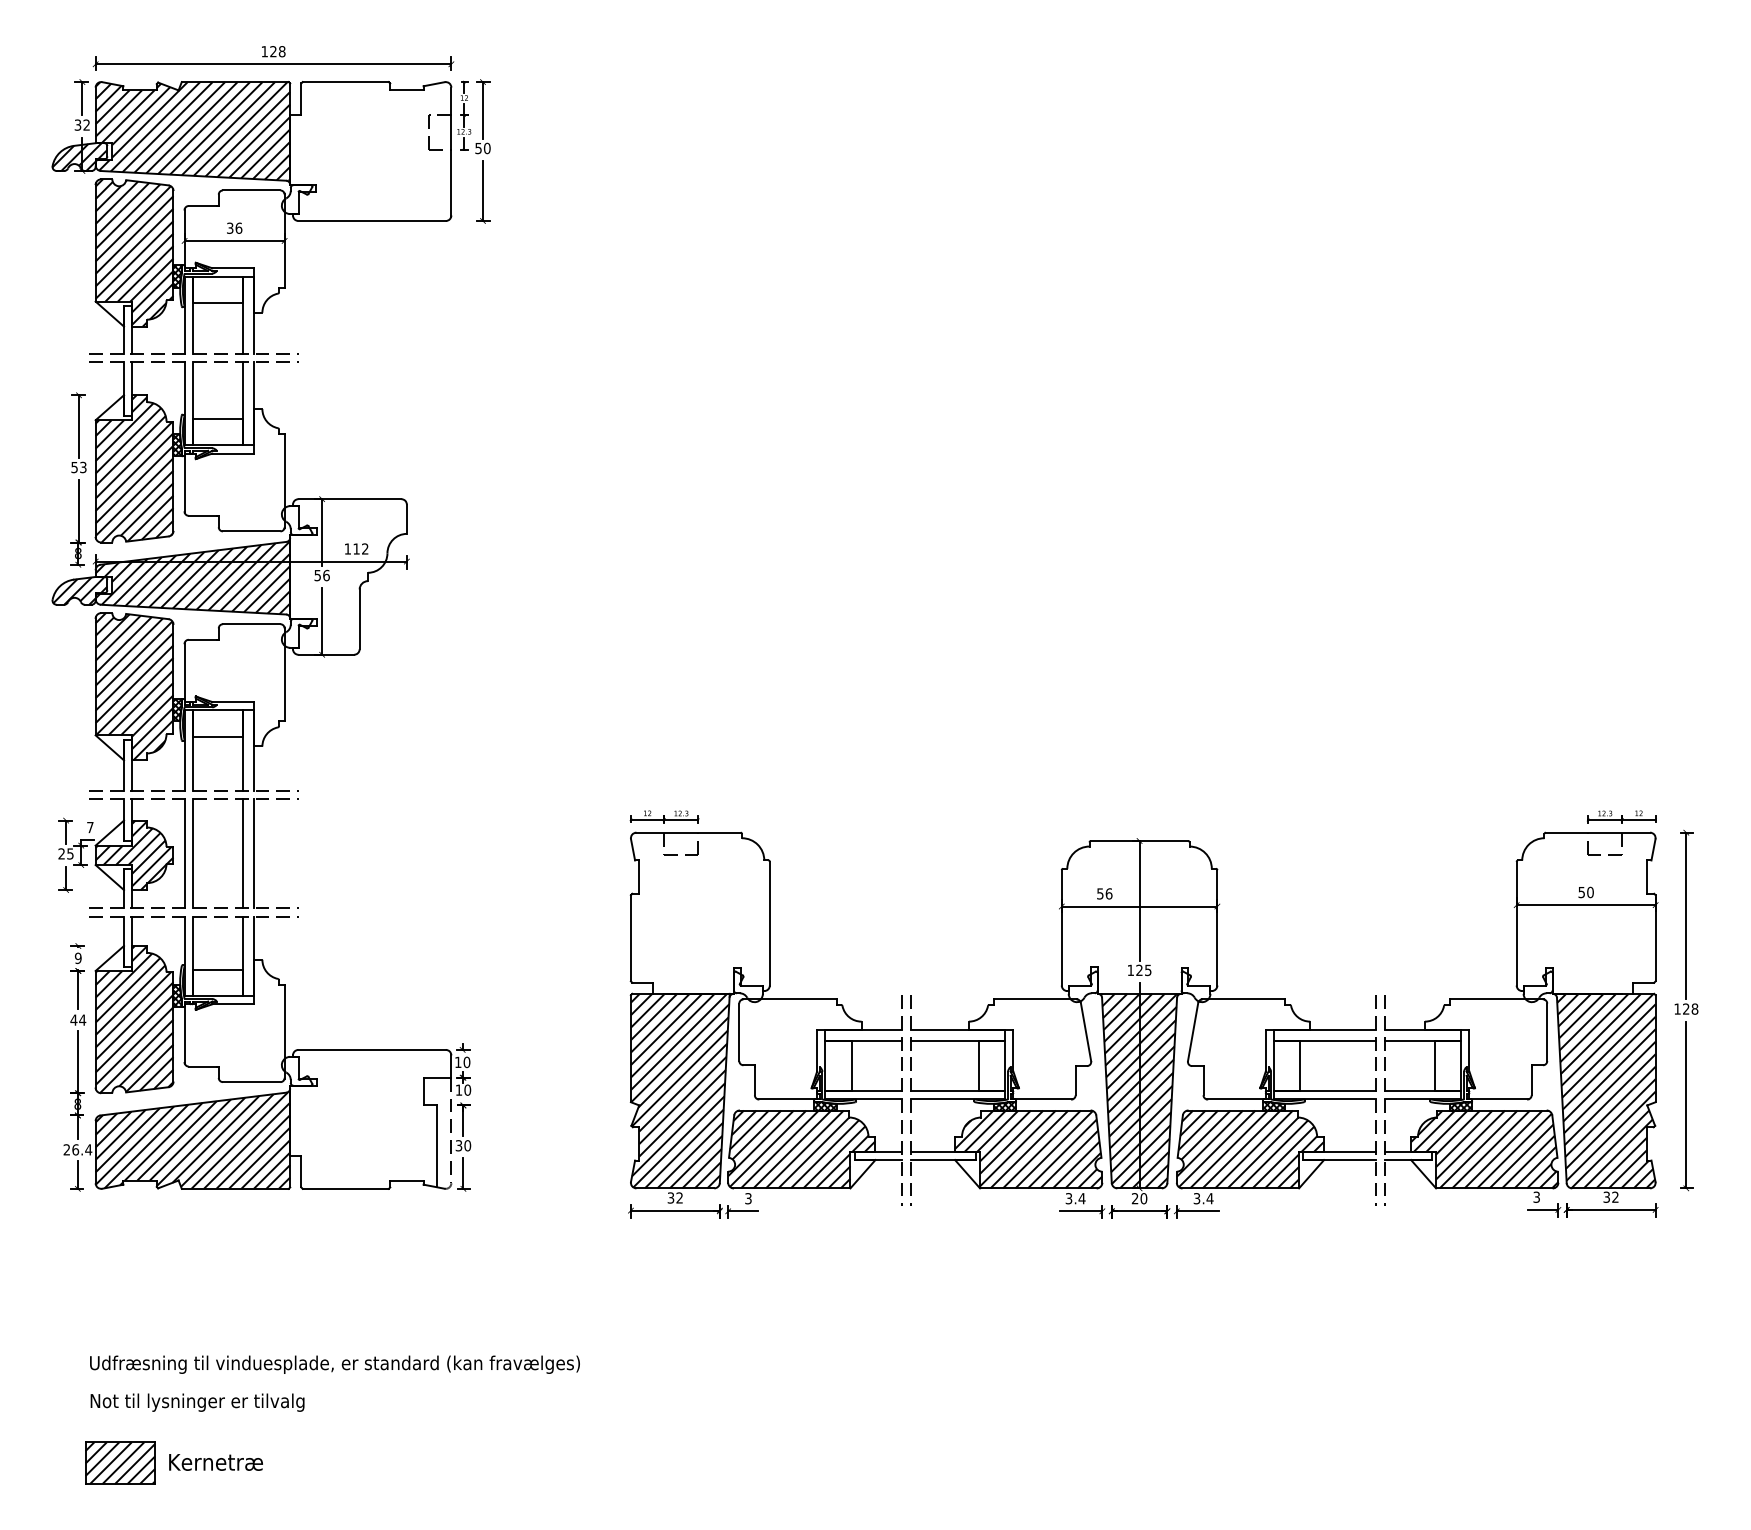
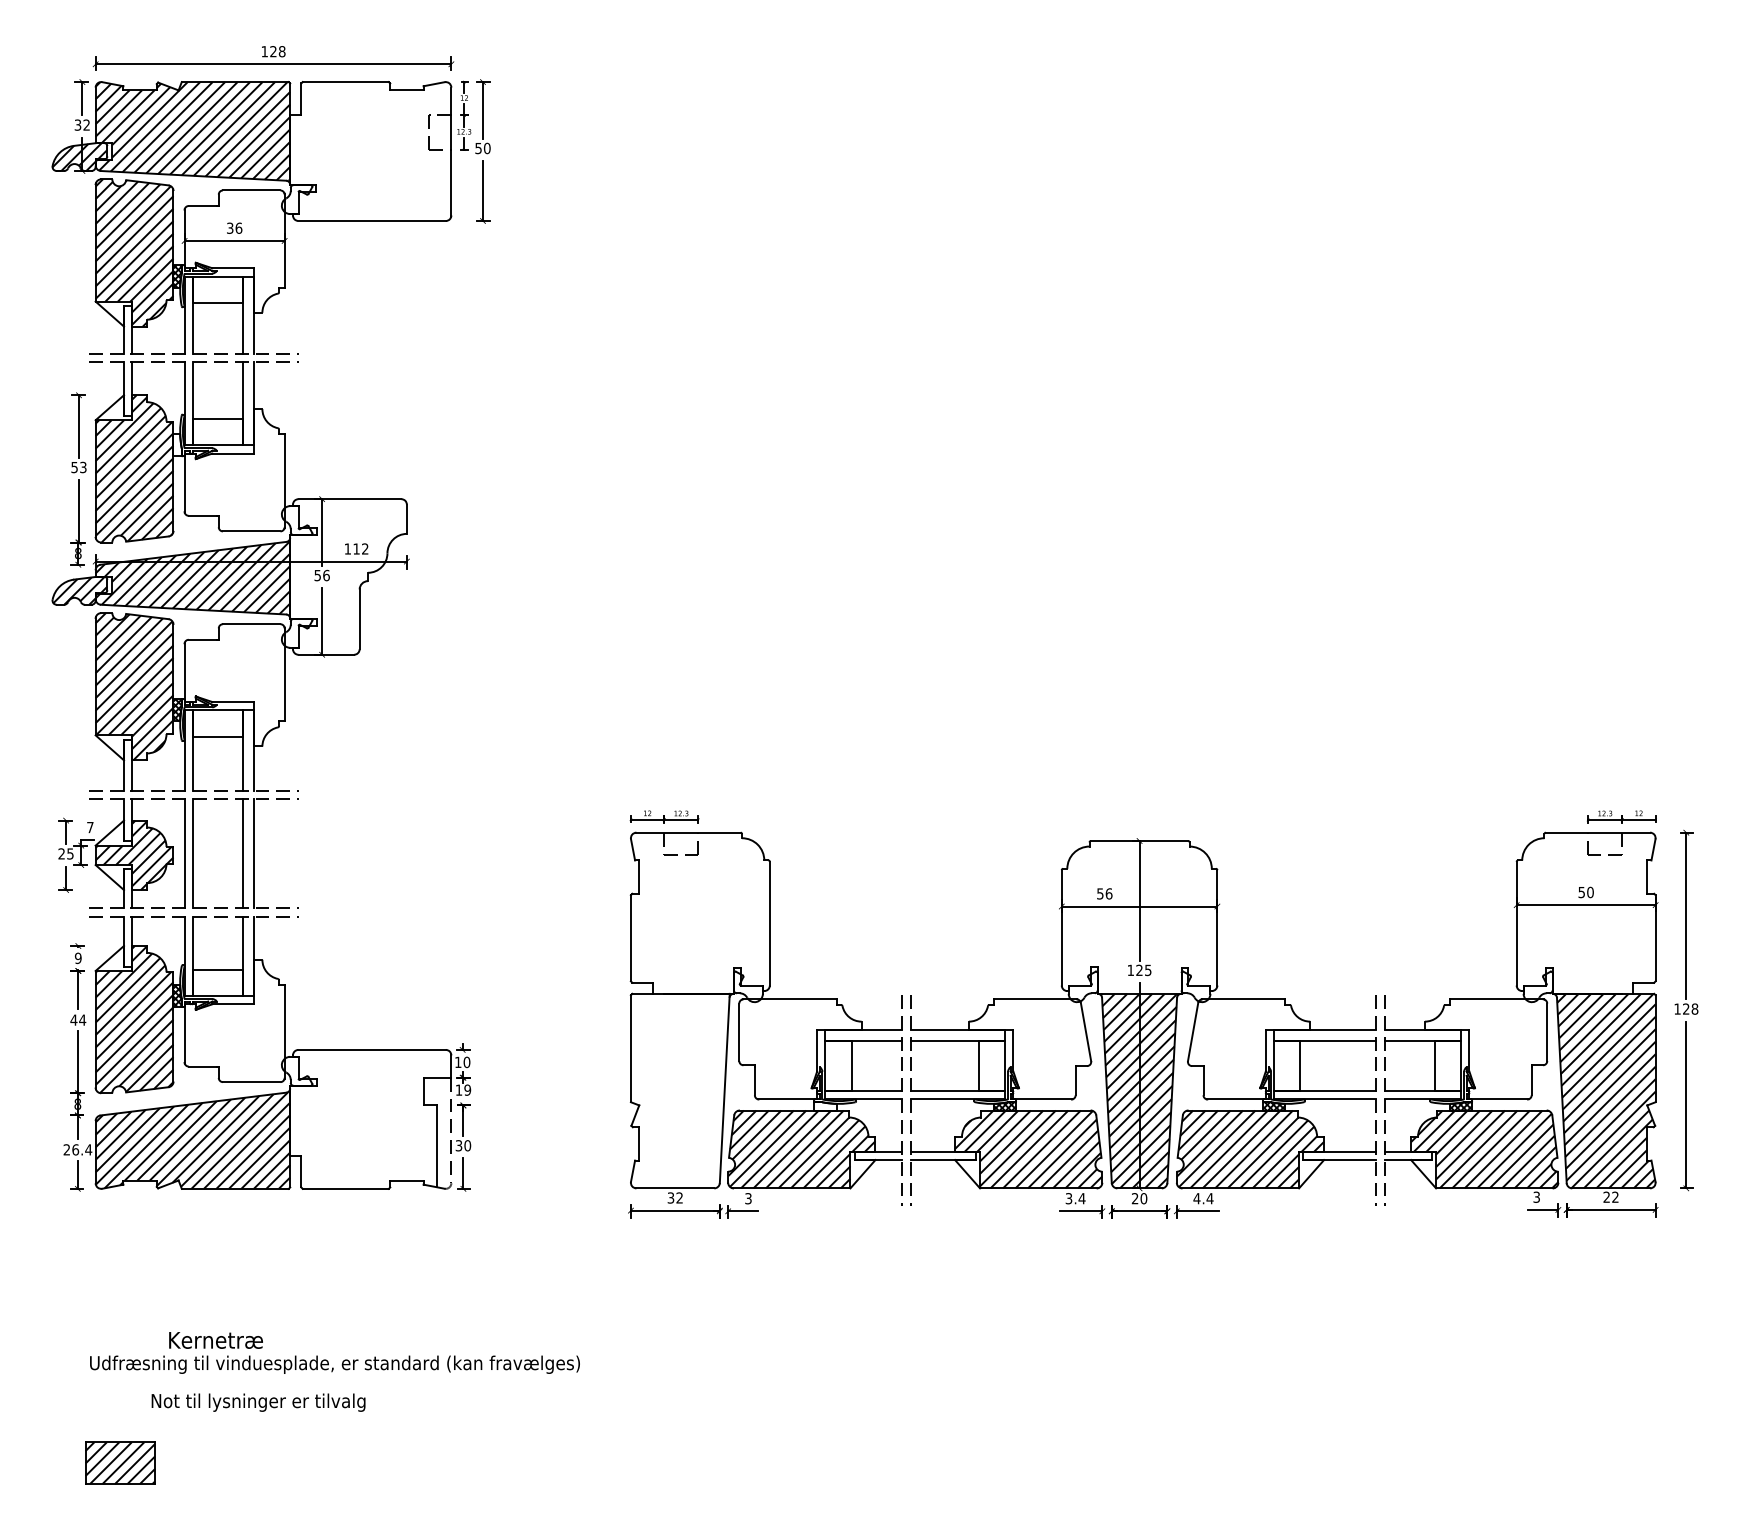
hatch: present -> none (177, 445)
text: 10 -> 19 (467, 1089)
hatch: present -> none (679, 1090)
hatch: present -> none (825, 1106)
text: 32 -> 22 (1606, 1197)
text: 3.4 -> 4.4 (1196, 1198)
text position: (197, 1402) -> (258, 1402) (258, 1402)
text position: (215, 1462) -> (215, 1340) (215, 1340)
